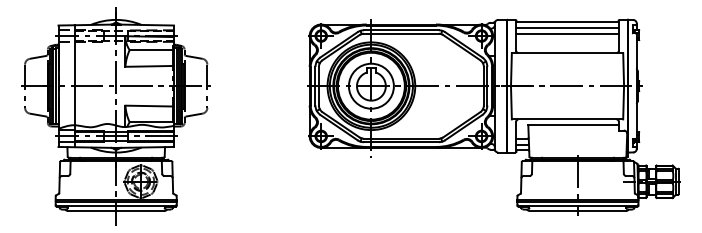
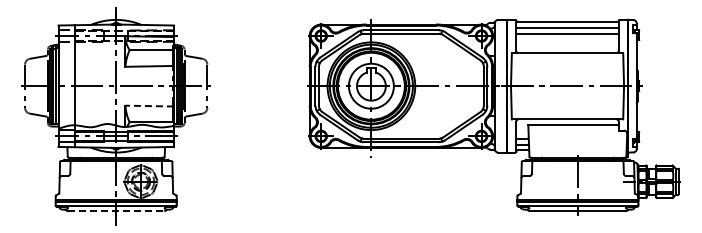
line: solid -> dashed (149, 106)
line: solid -> dashed (116, 211)
